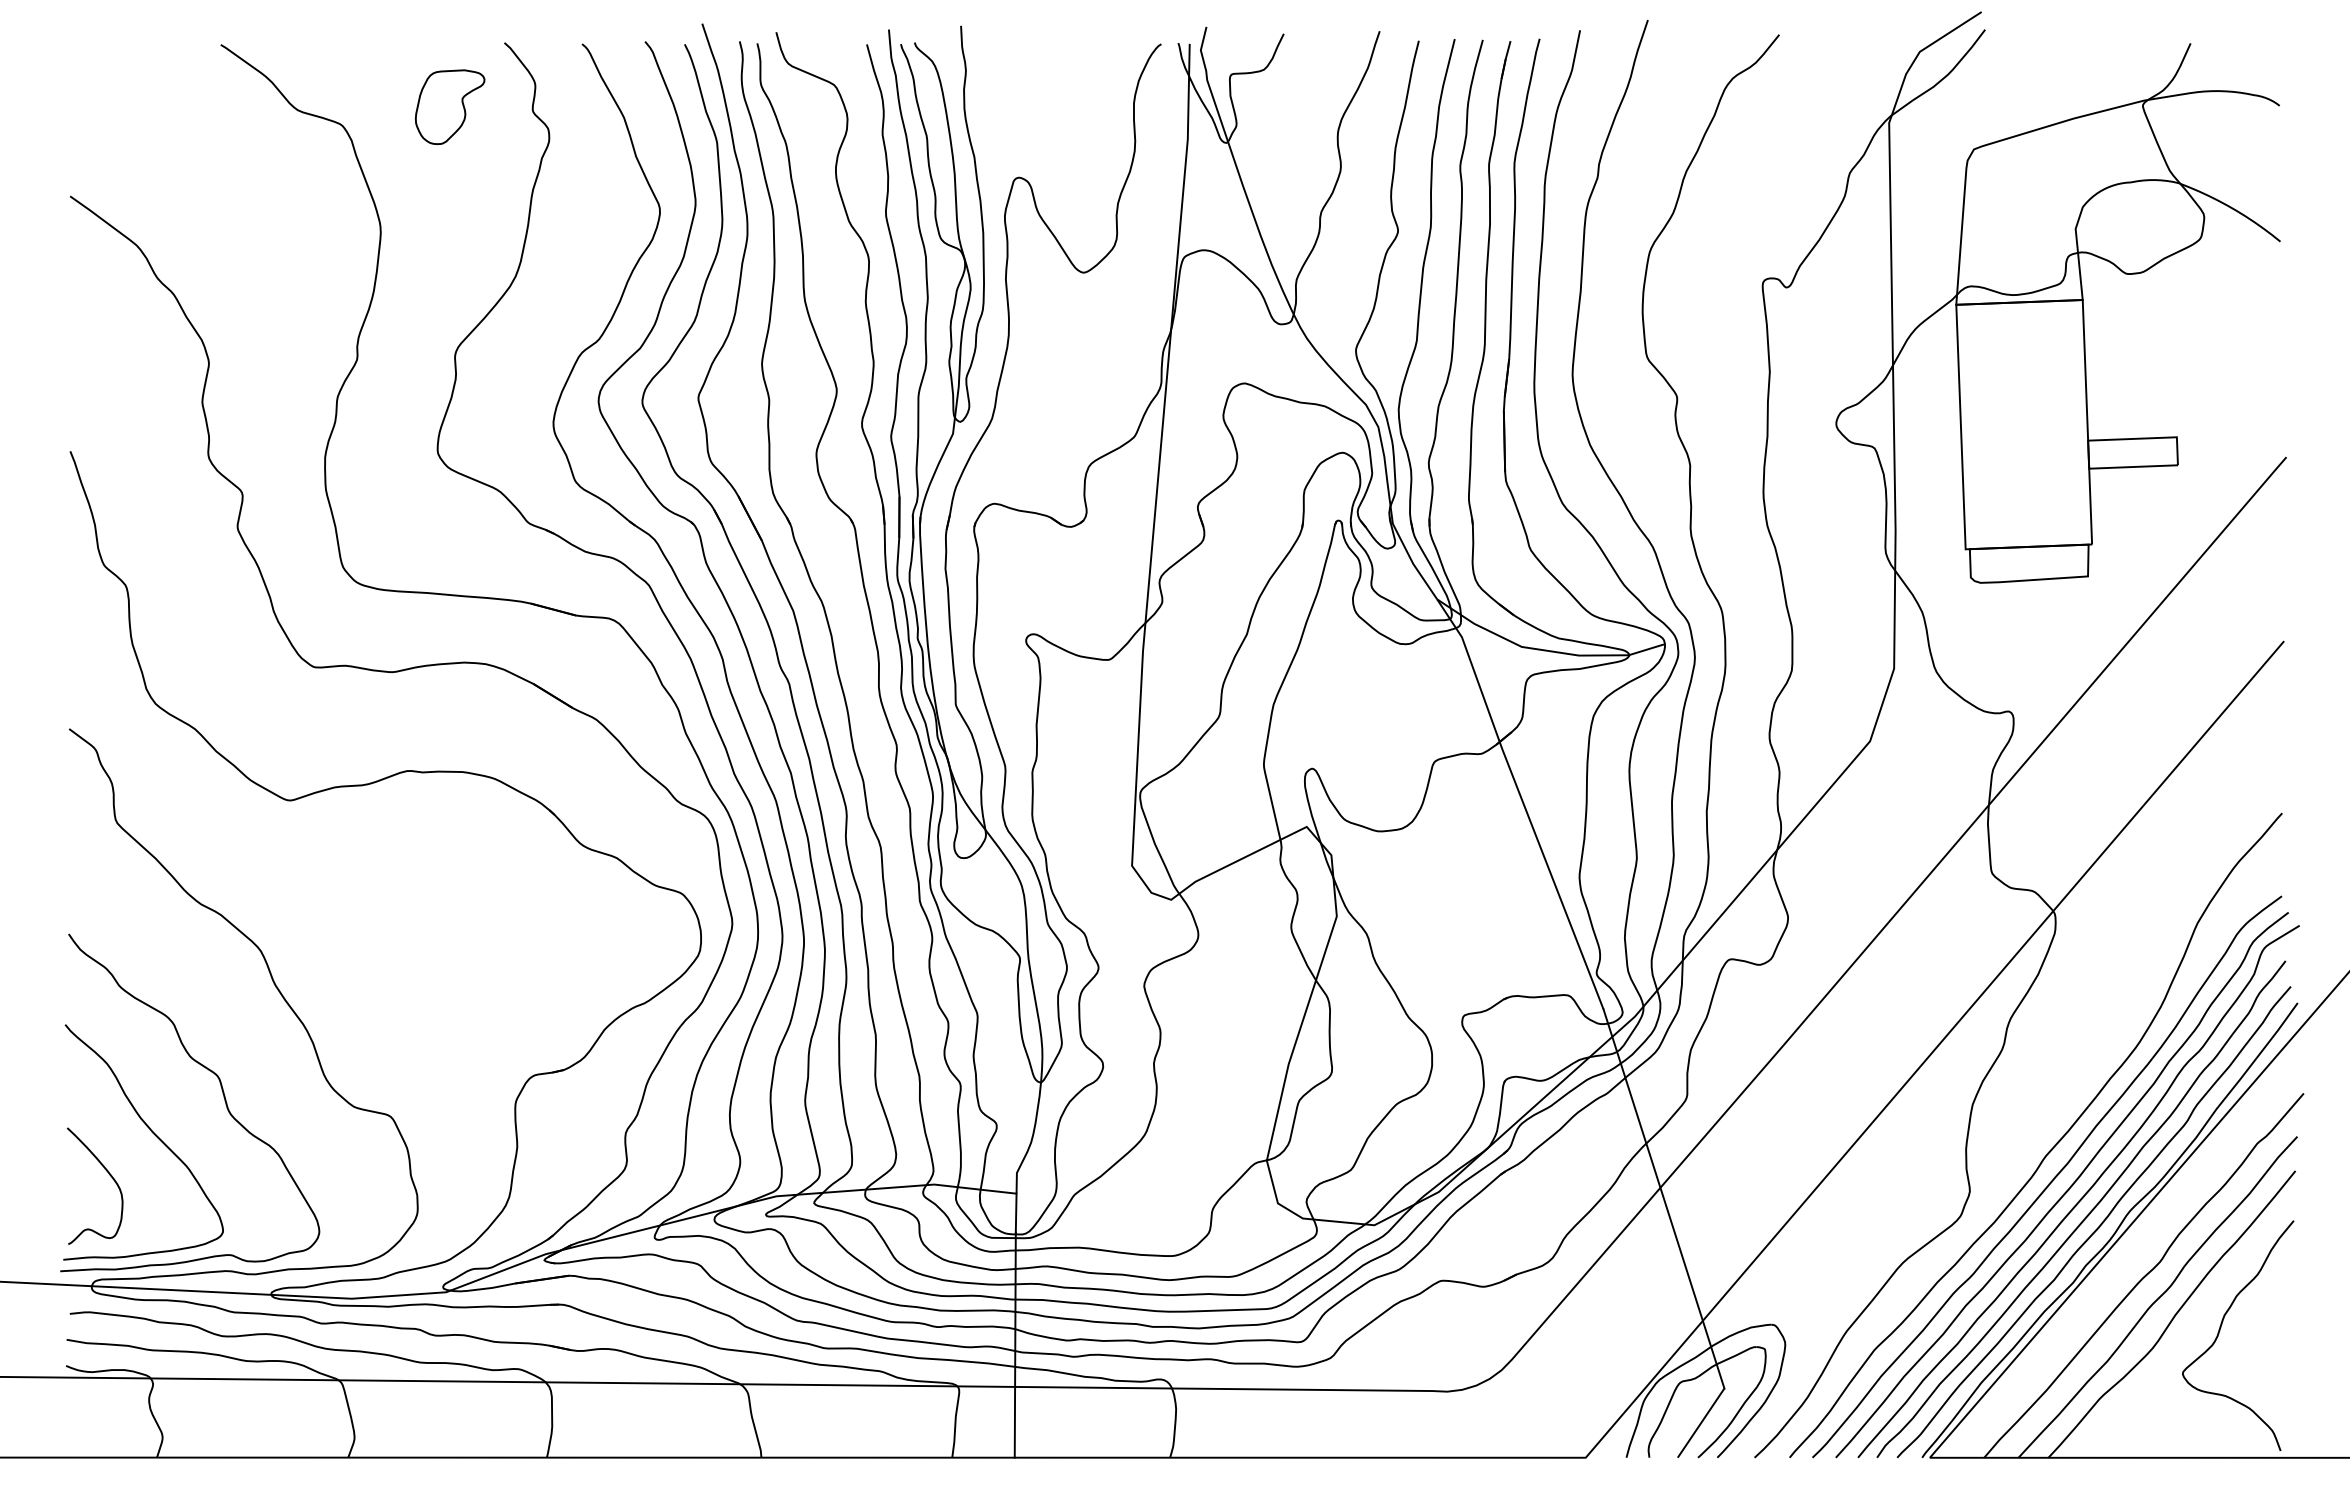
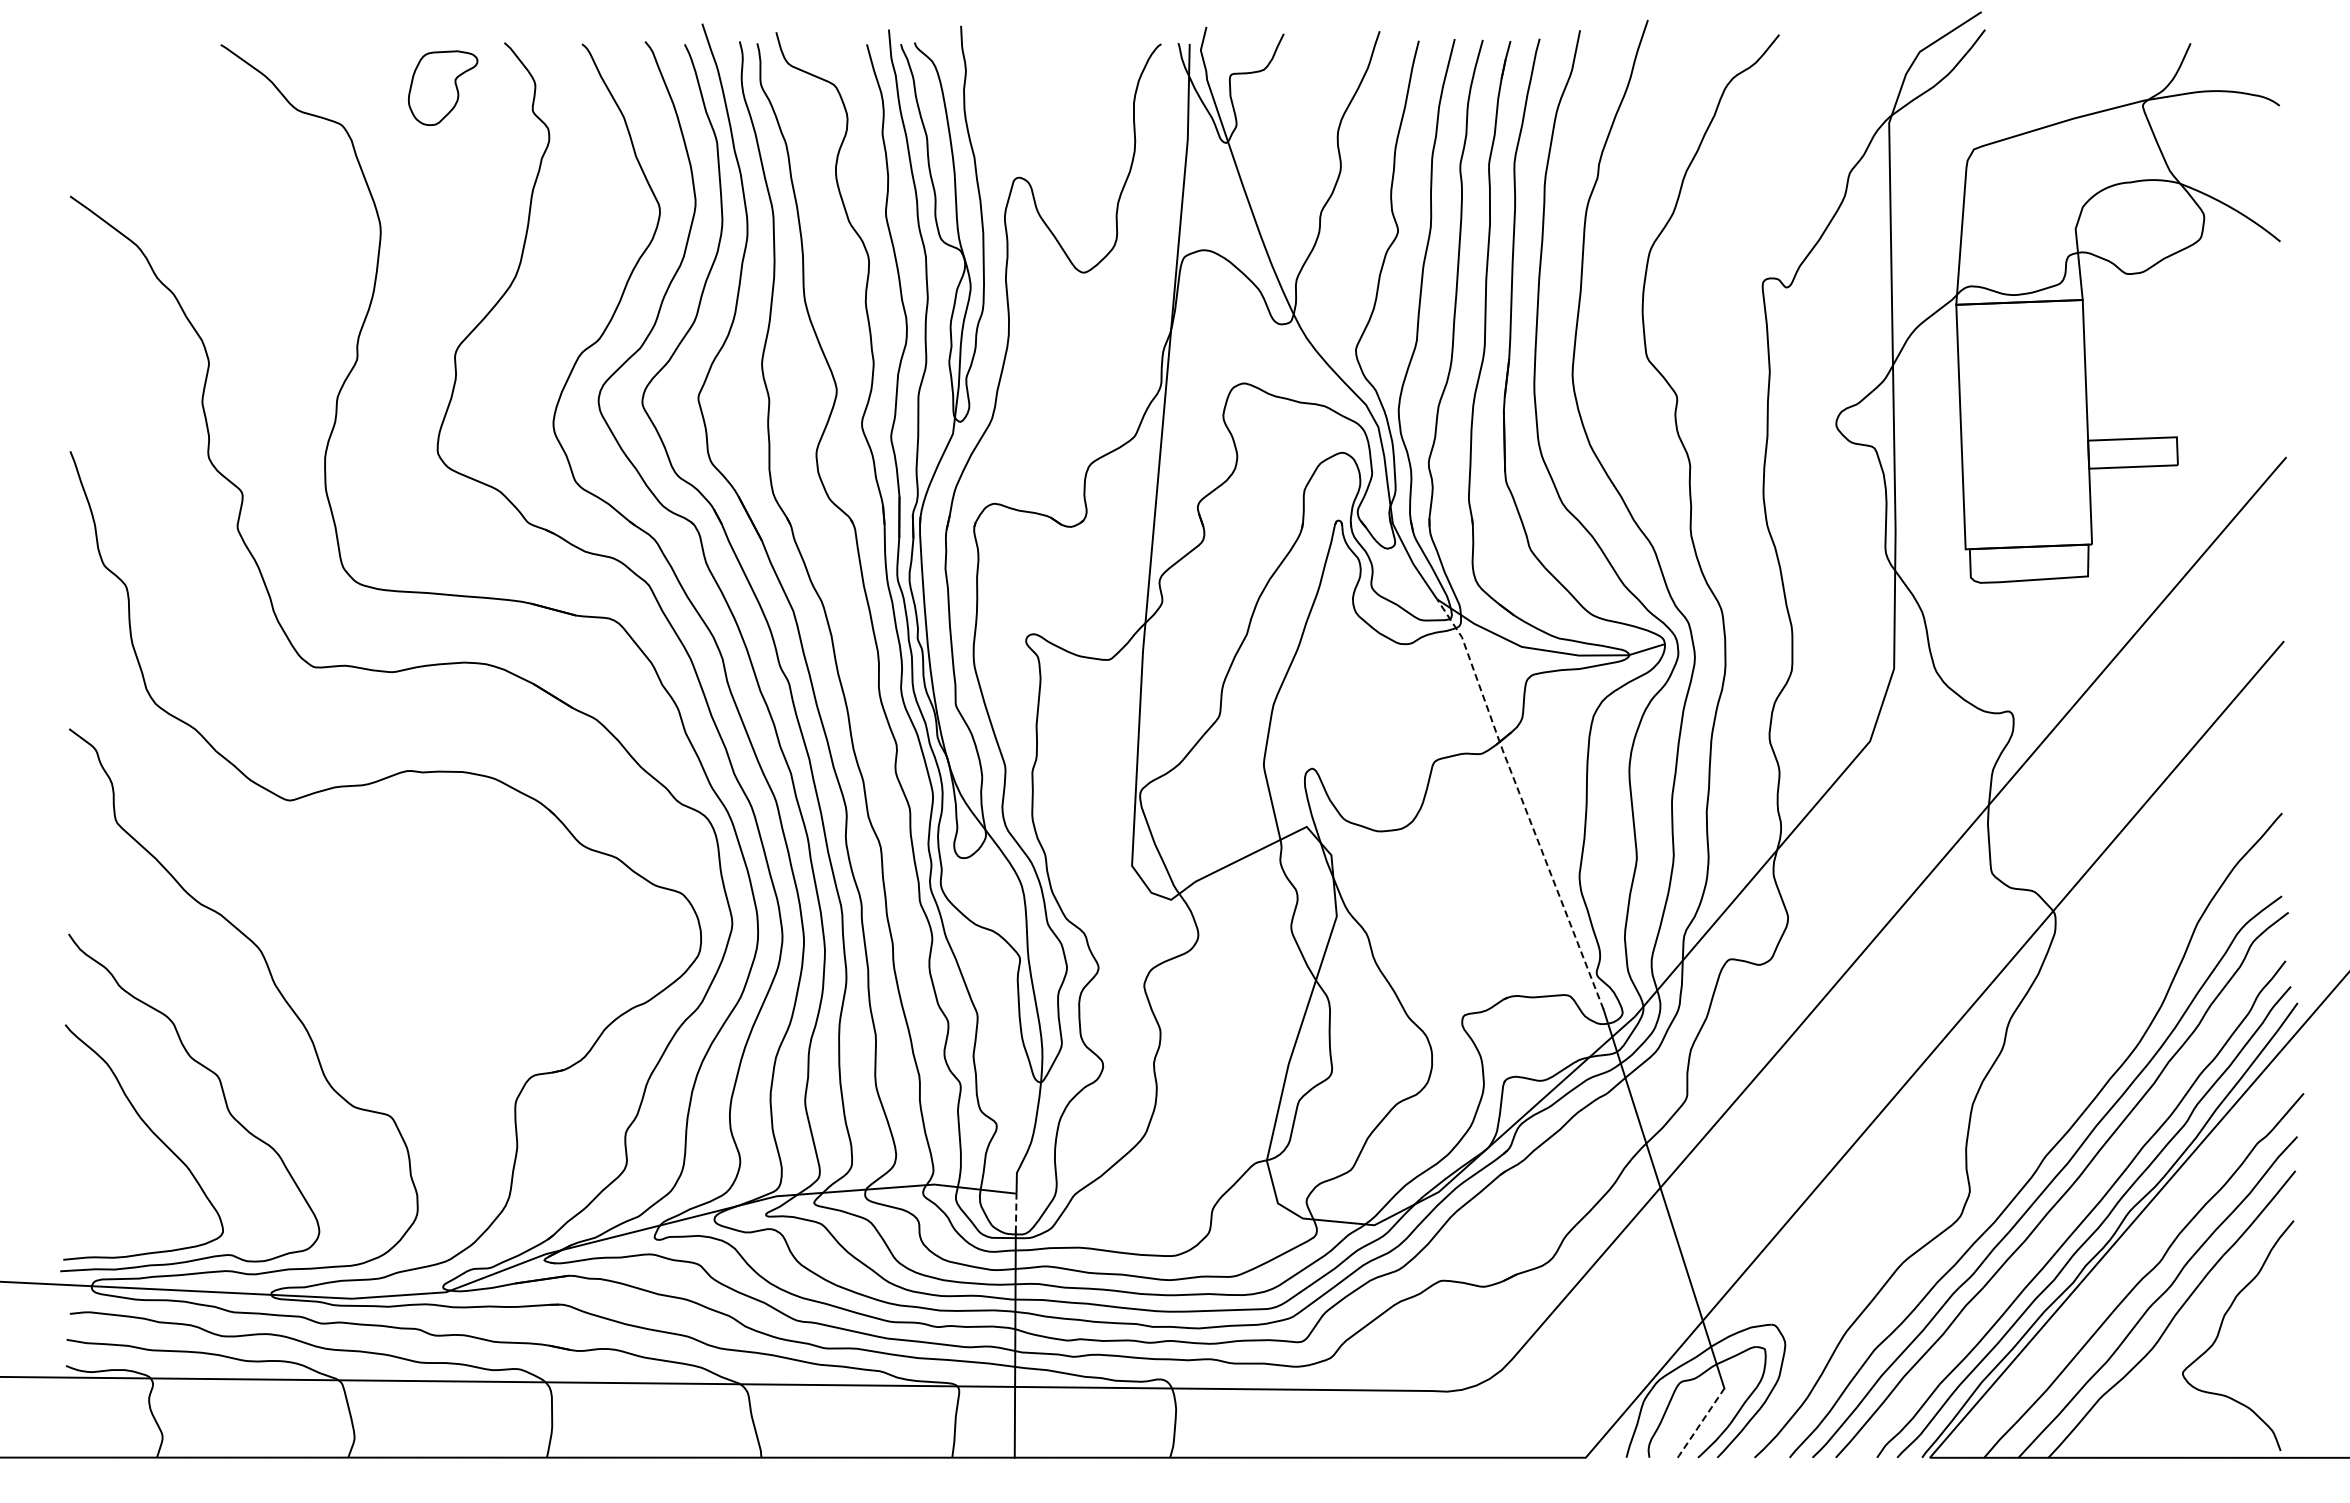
part position: (449, 106) -> (442, 87) (442, 87)
line: solid -> dashed (1522, 801)
curve: present -> none (108, 1174)
curve: present -> none (2083, 1195)
line: solid -> dashed (1016, 1212)
line: solid -> dashed (1700, 1423)
